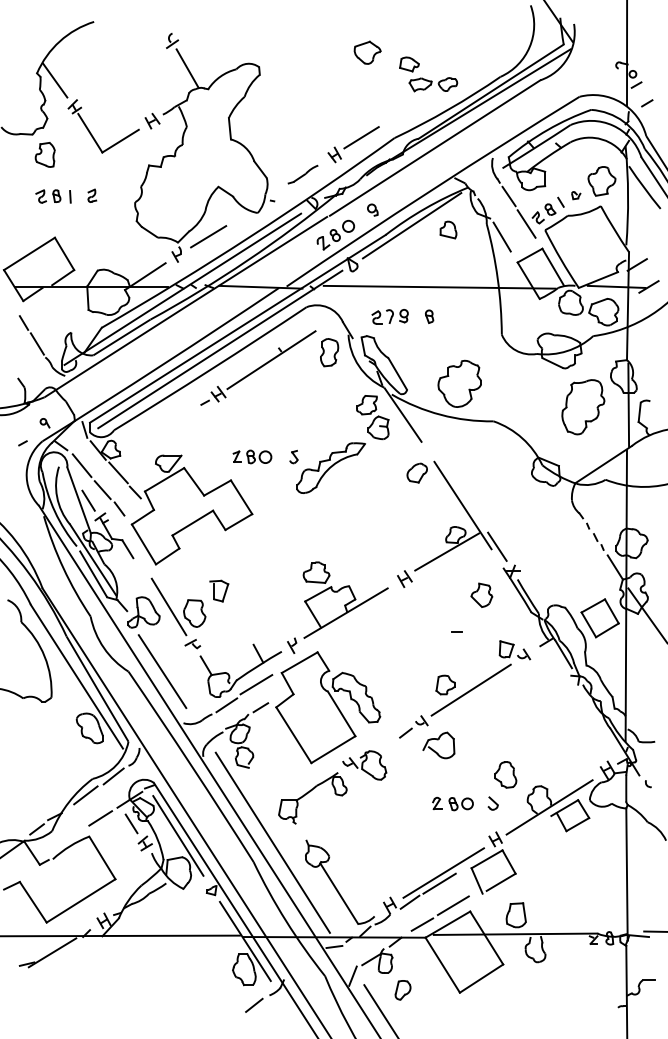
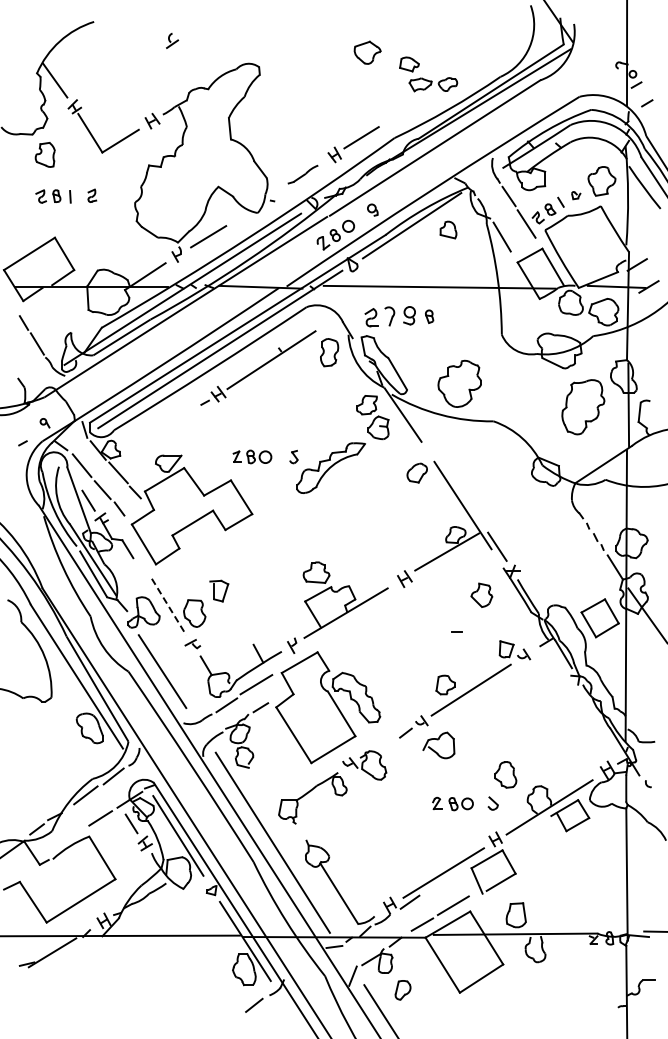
line: present -> none (187, 68)
part size: 38x16 px -> 52x22 px (389, 316)
line: solid -> dashed (169, 607)
line: present -> none (439, 883)
